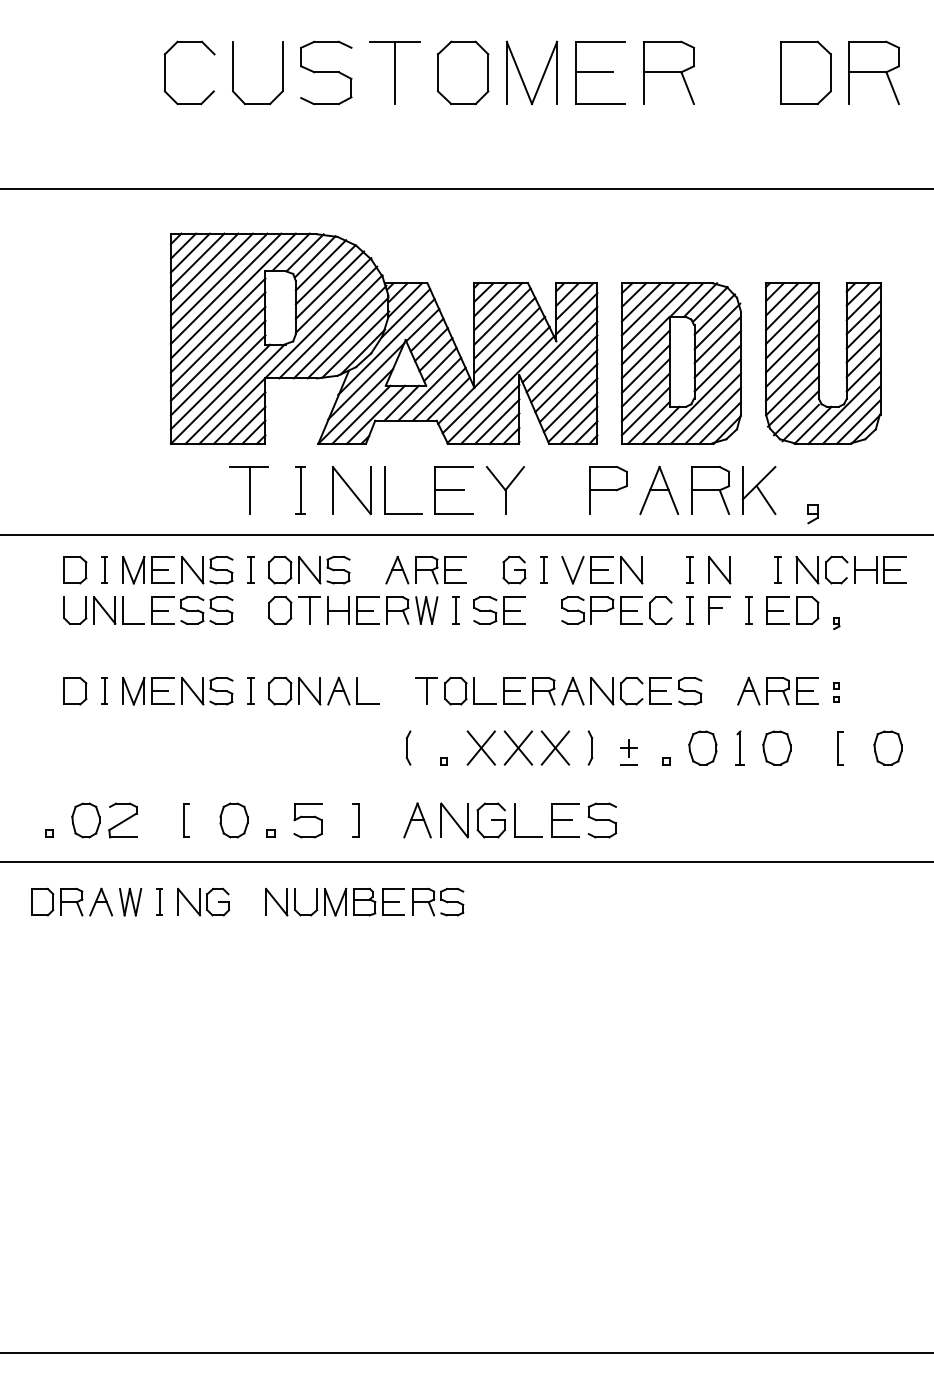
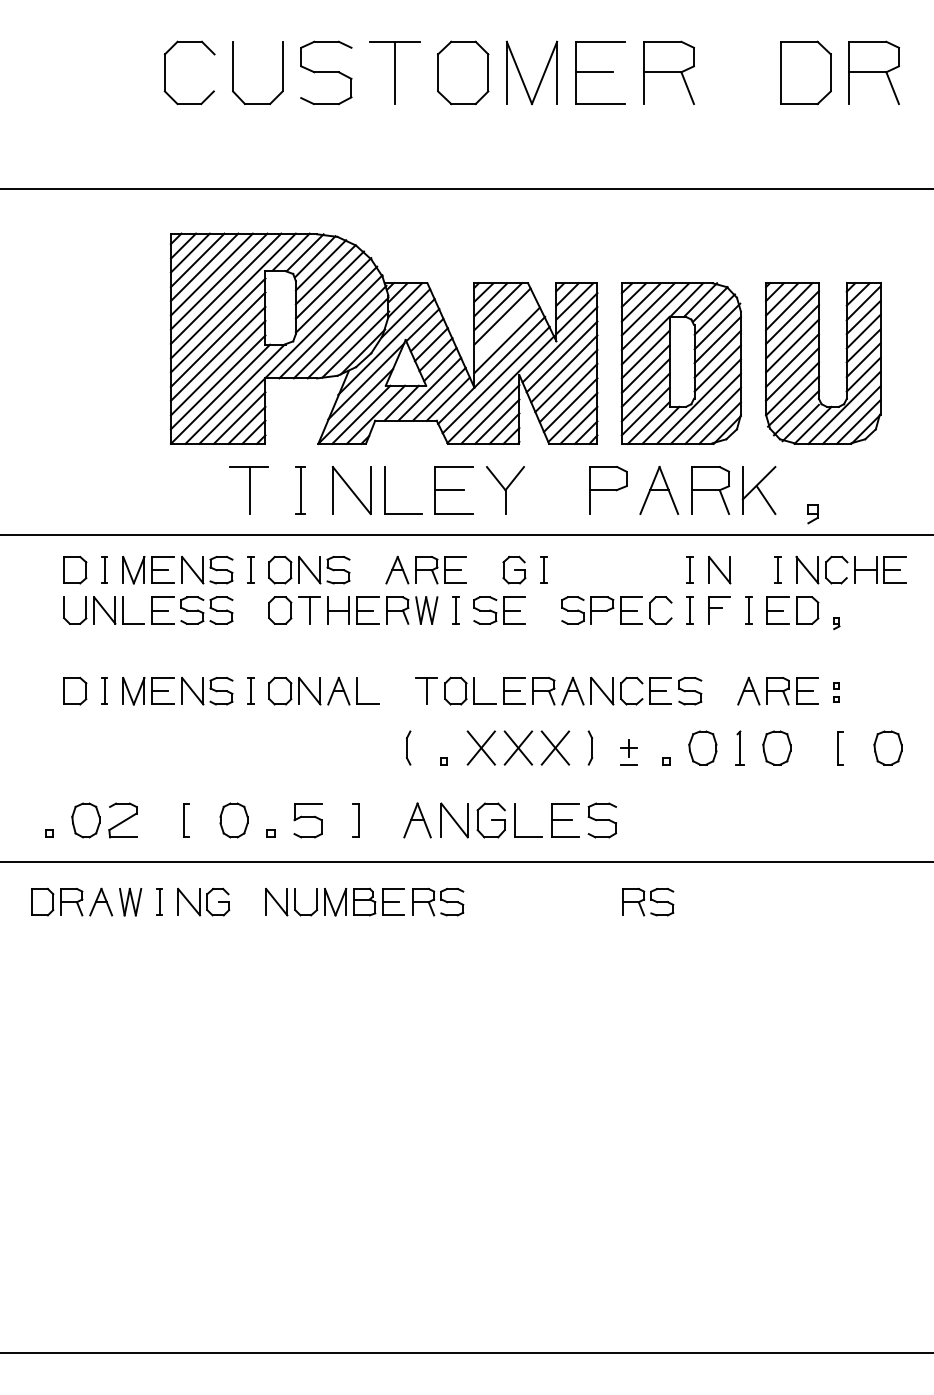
line: present -> none (504, 327)
part: present -> none (602, 569)
part: none -> present (648, 901)
